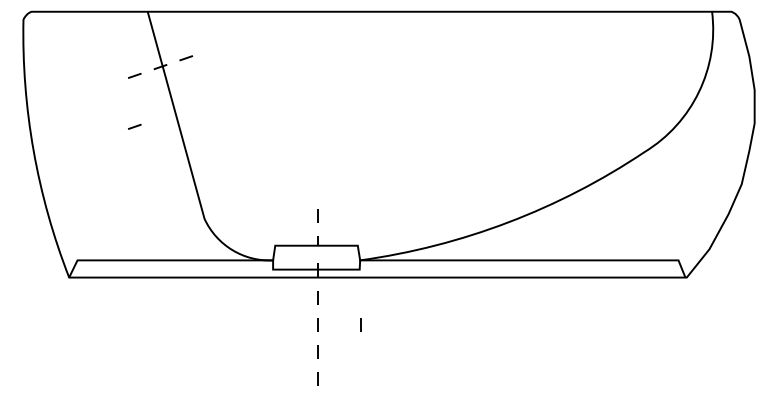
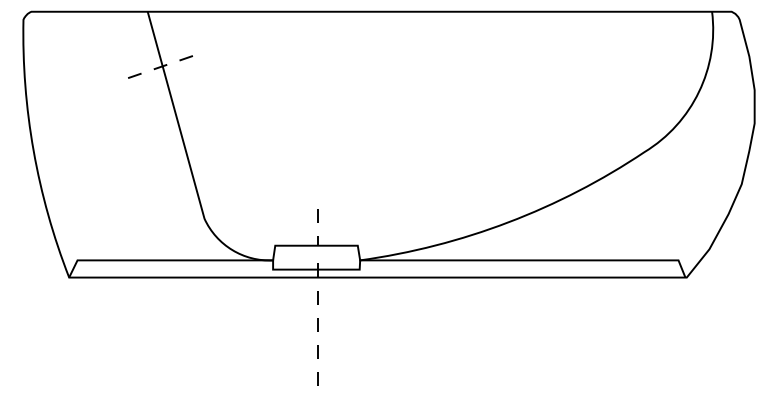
line: present -> none (134, 126)
line: present -> none (360, 324)
